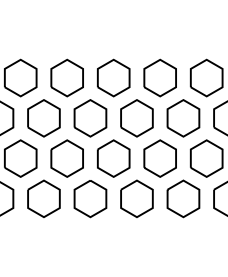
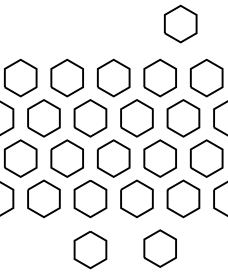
part: none -> present (180, 23)
part: none -> present (159, 248)
part: none -> present (90, 250)
